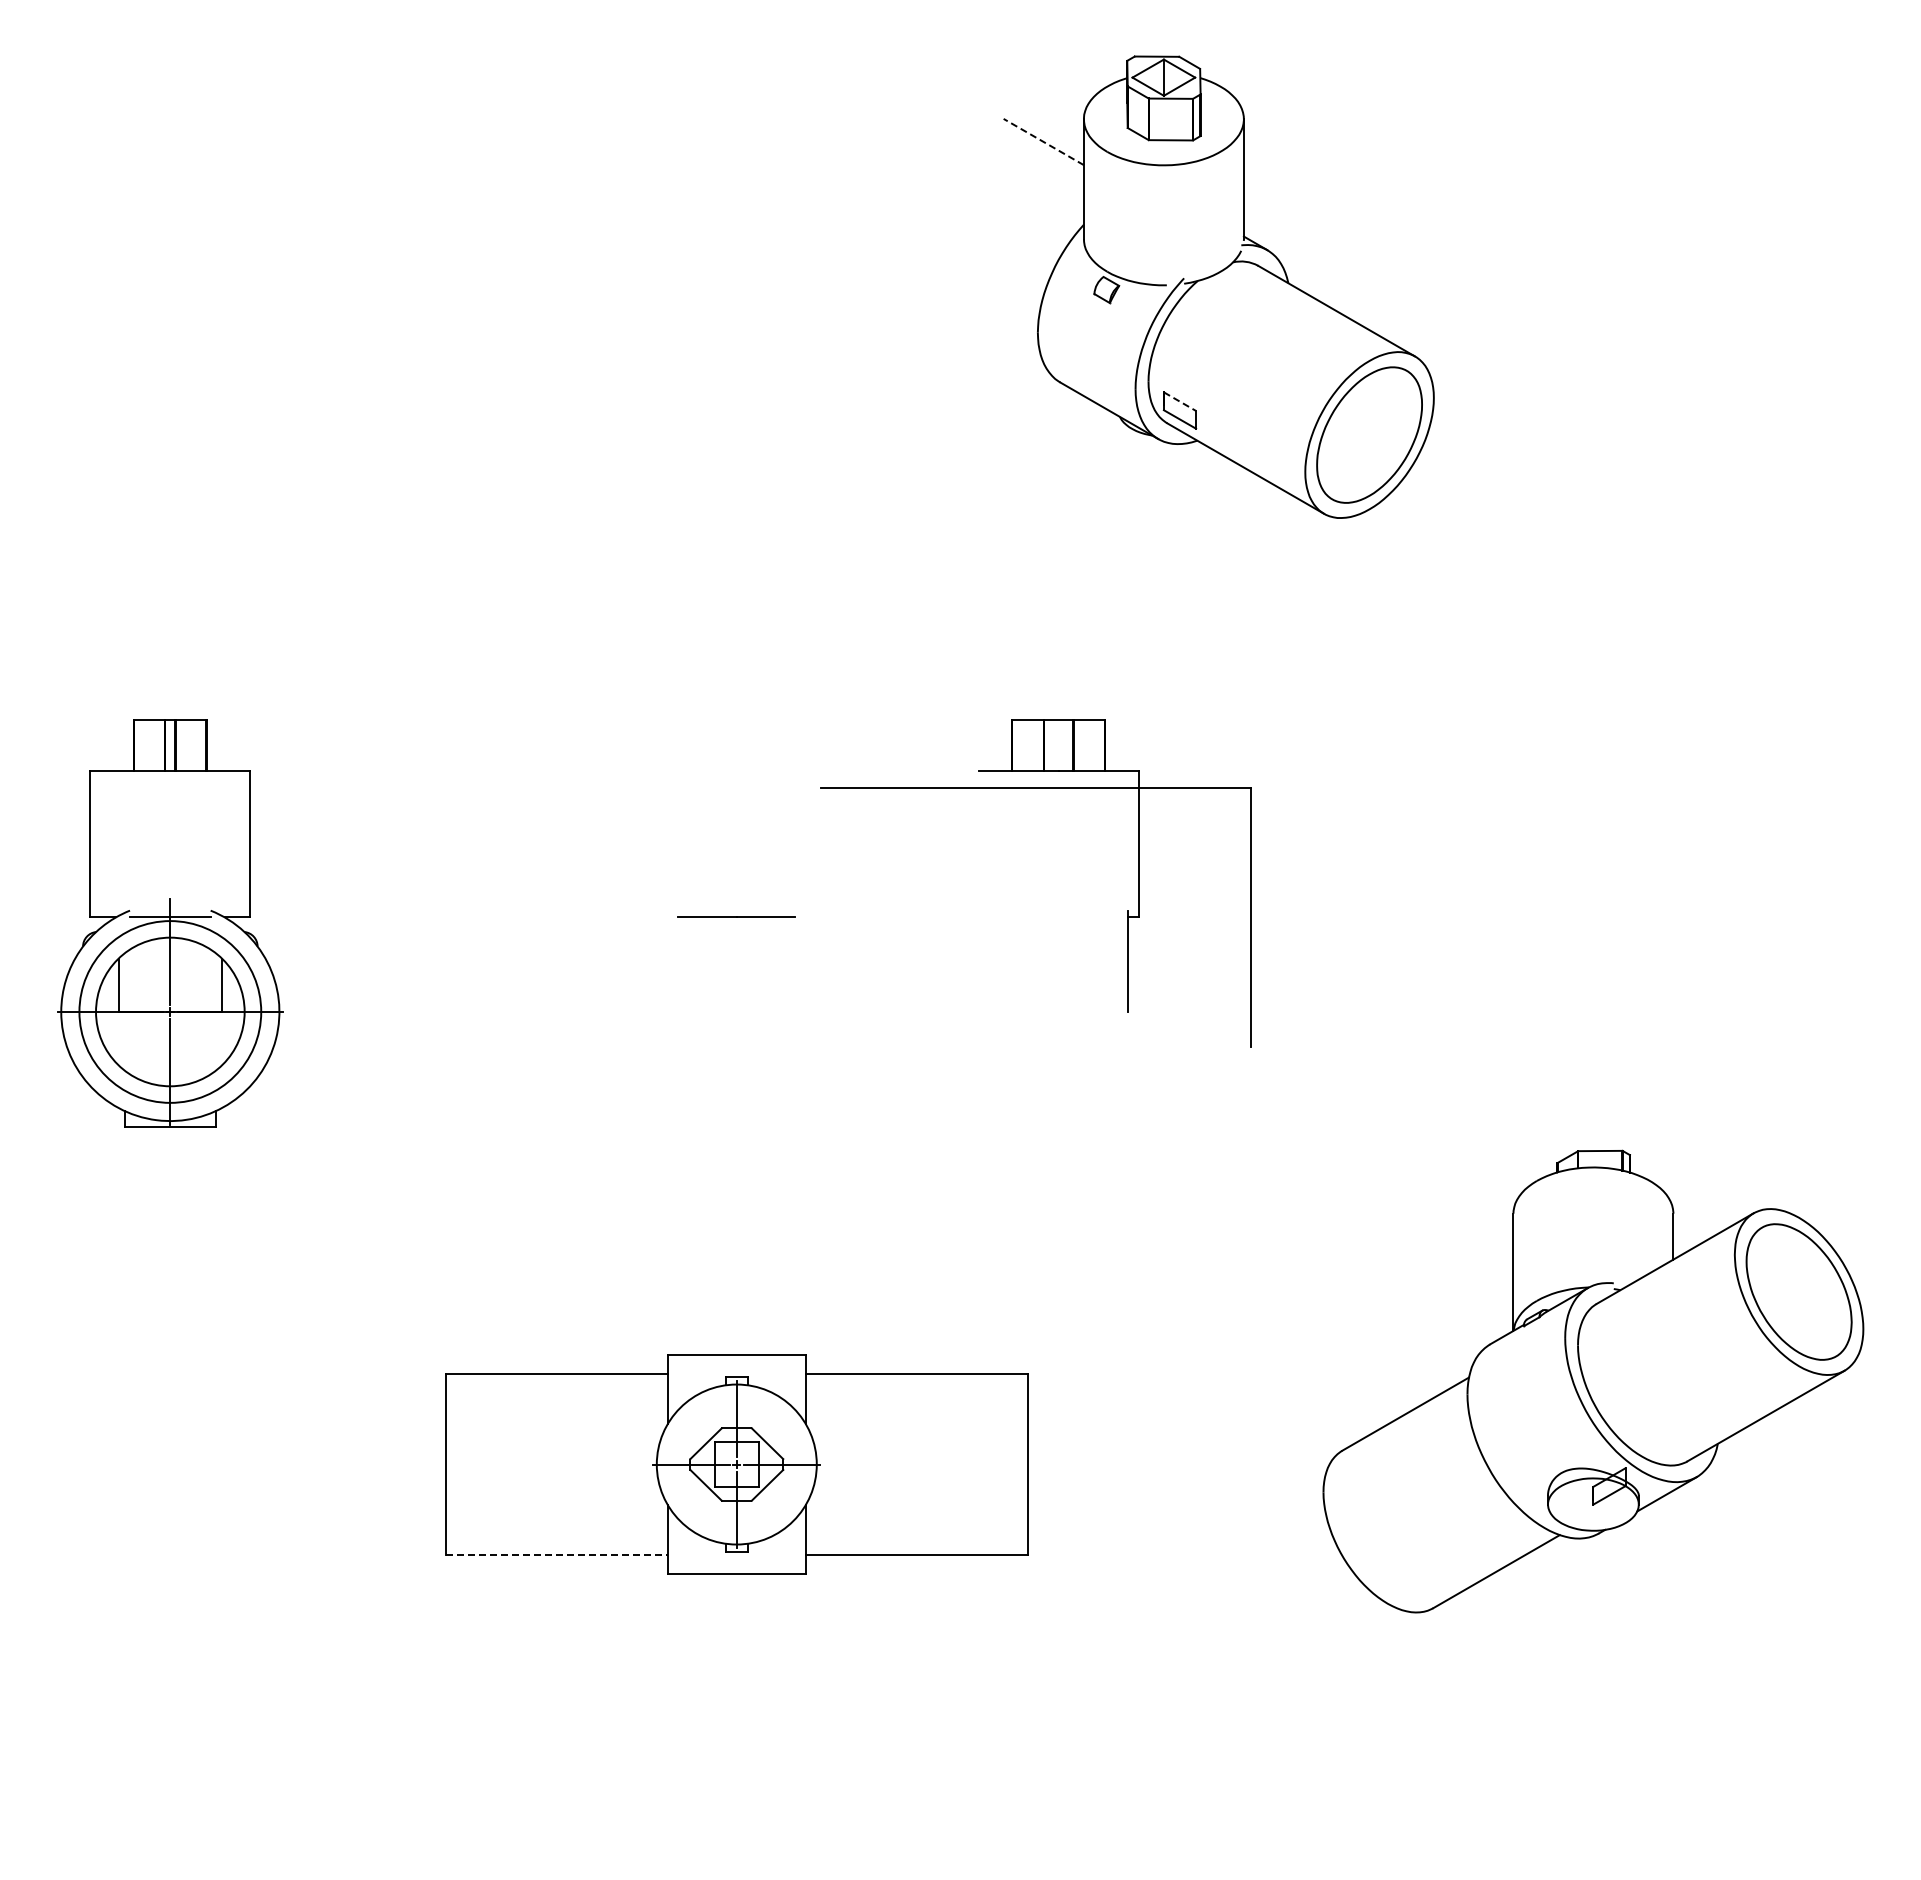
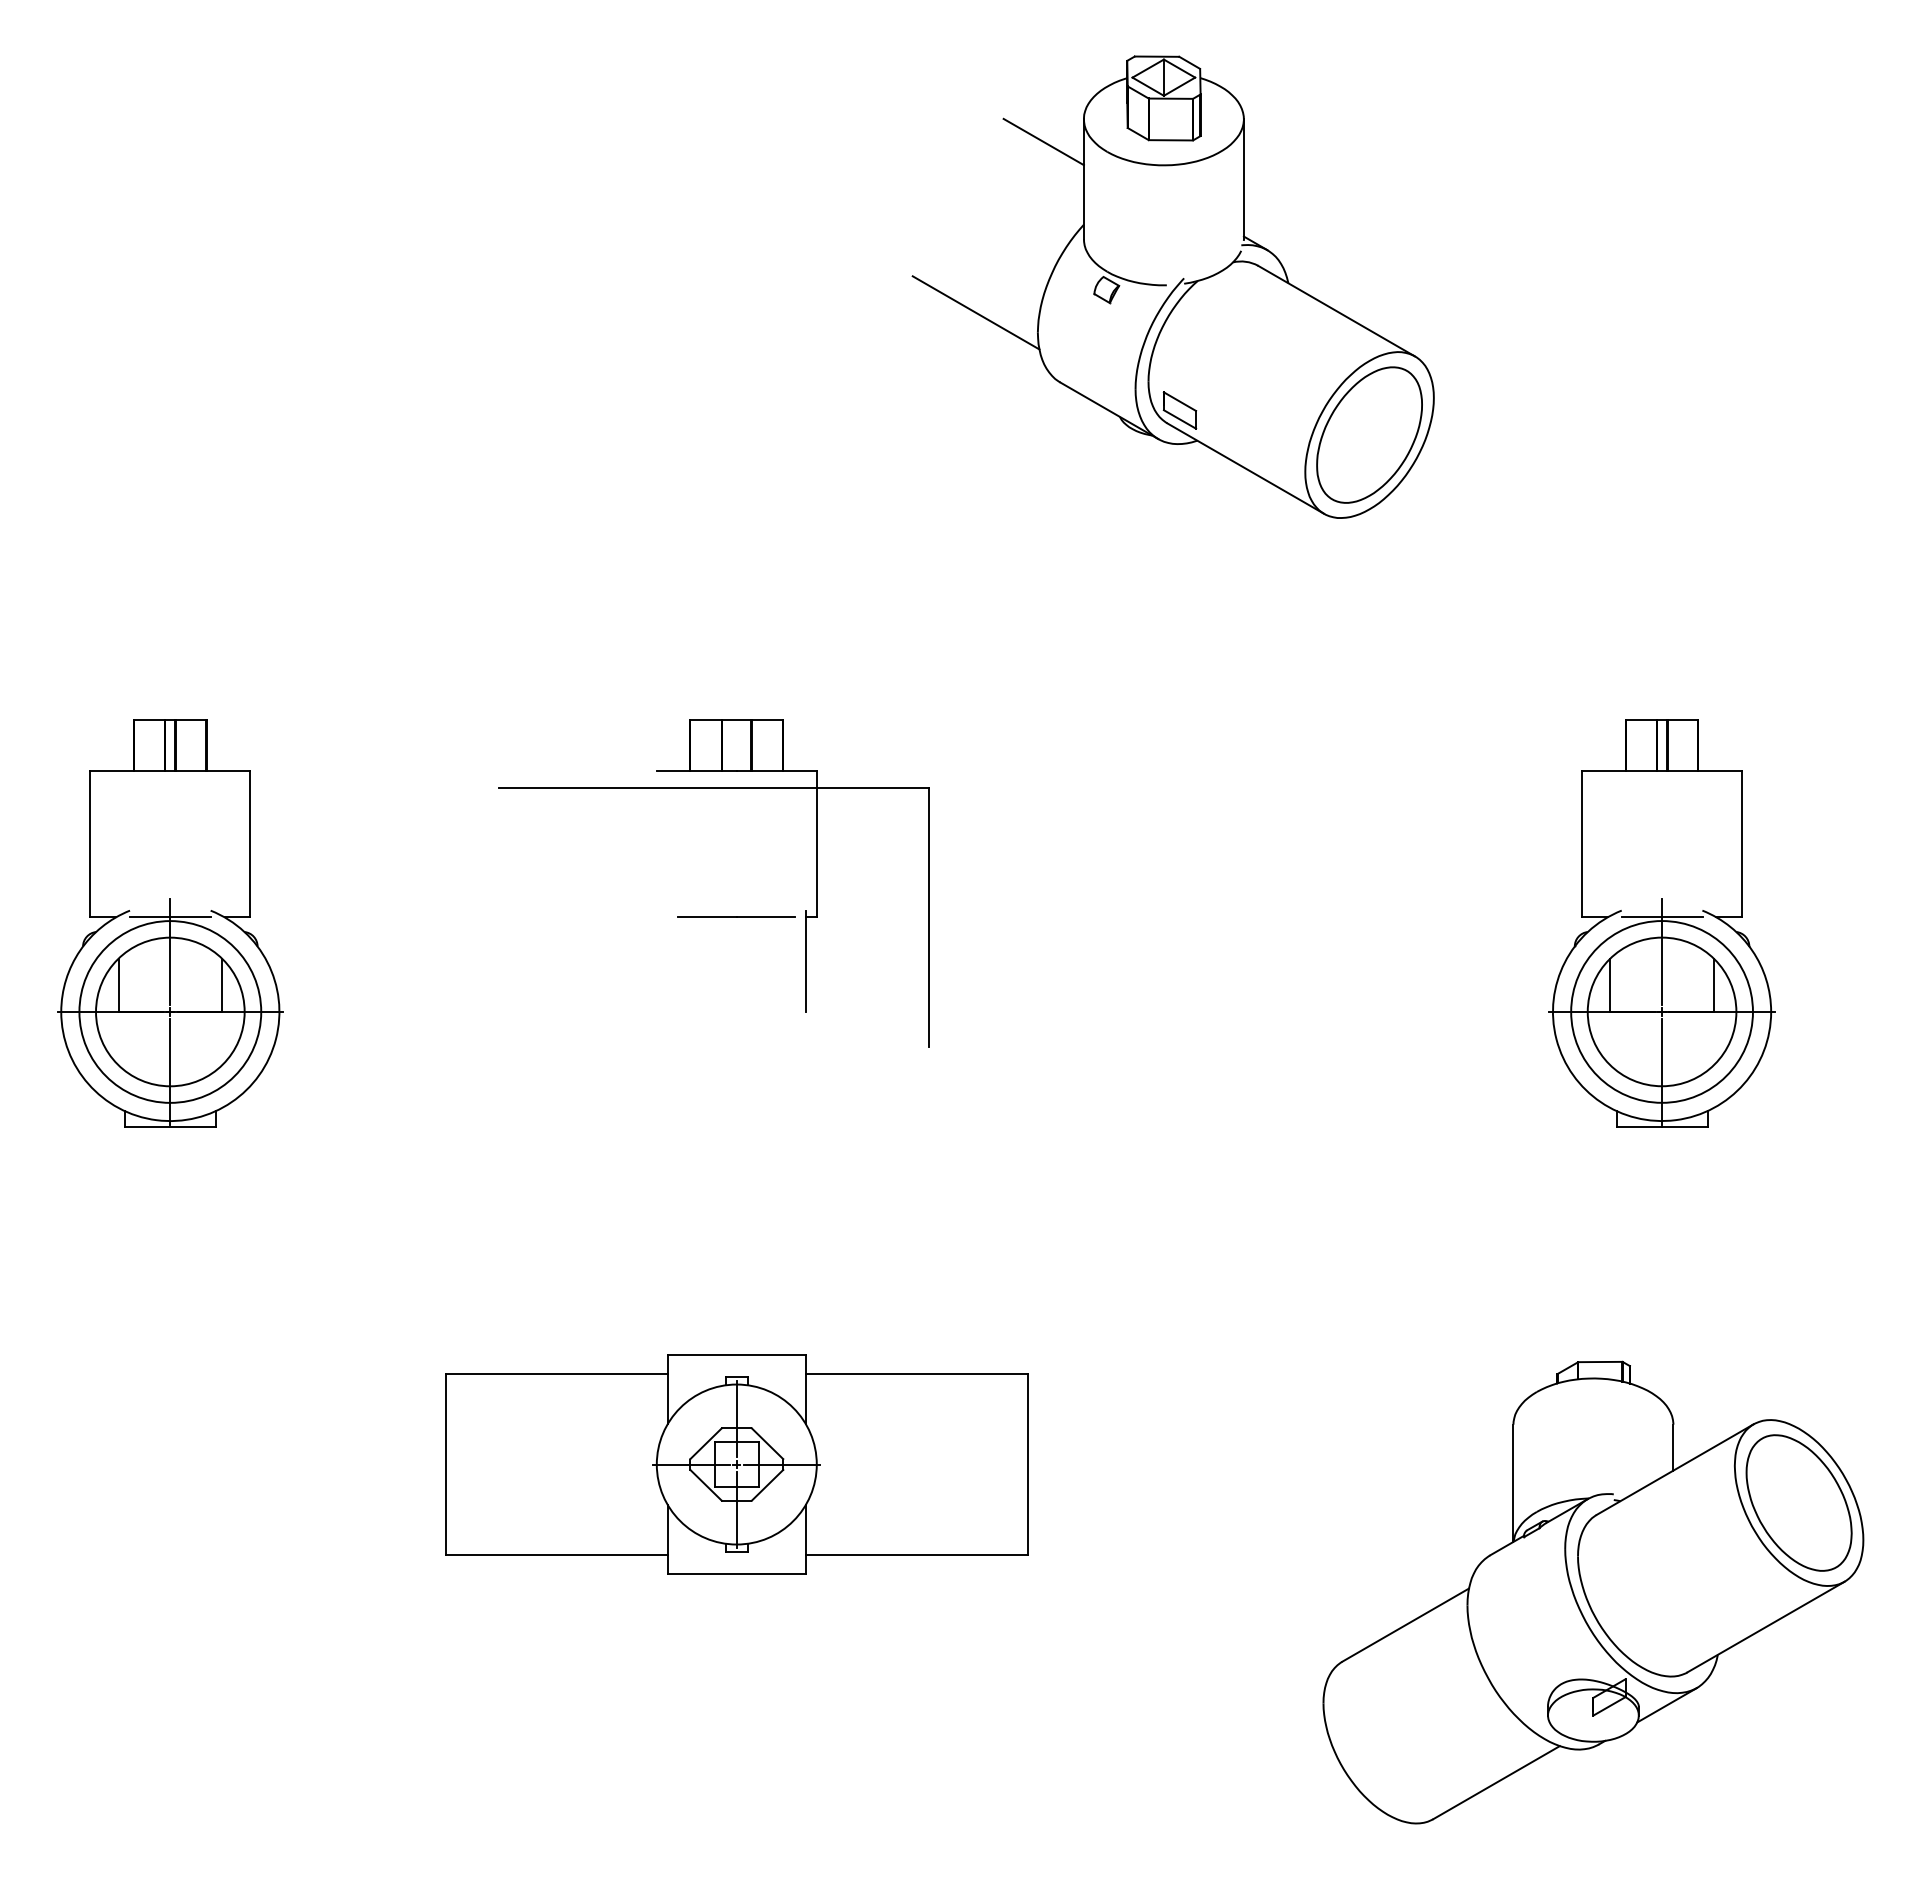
line: dashed -> solid (1043, 141)
line: none -> present (975, 312)
line: dashed -> solid (1180, 401)
part position: (1035, 788) -> (713, 788) (713, 788)
part: none -> present (1661, 923)
part position: (1593, 1381) -> (1593, 1592) (1593, 1592)
line: dashed -> solid (556, 1555)
